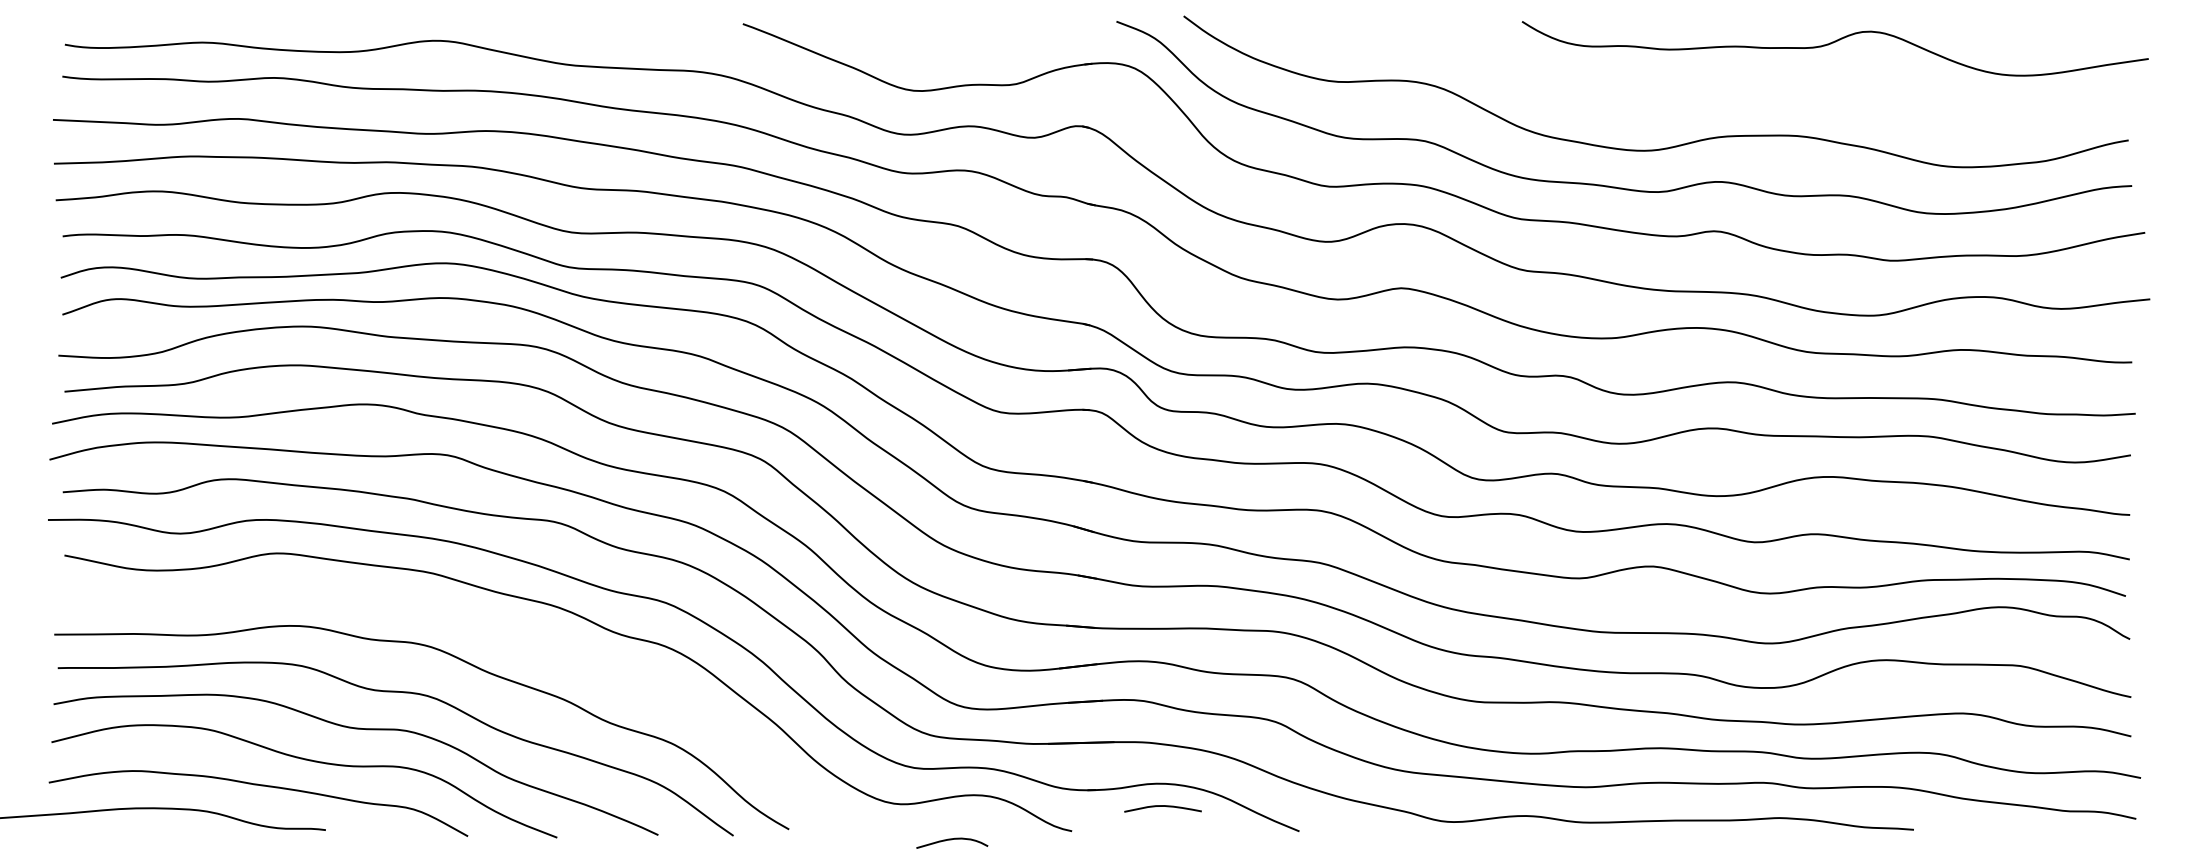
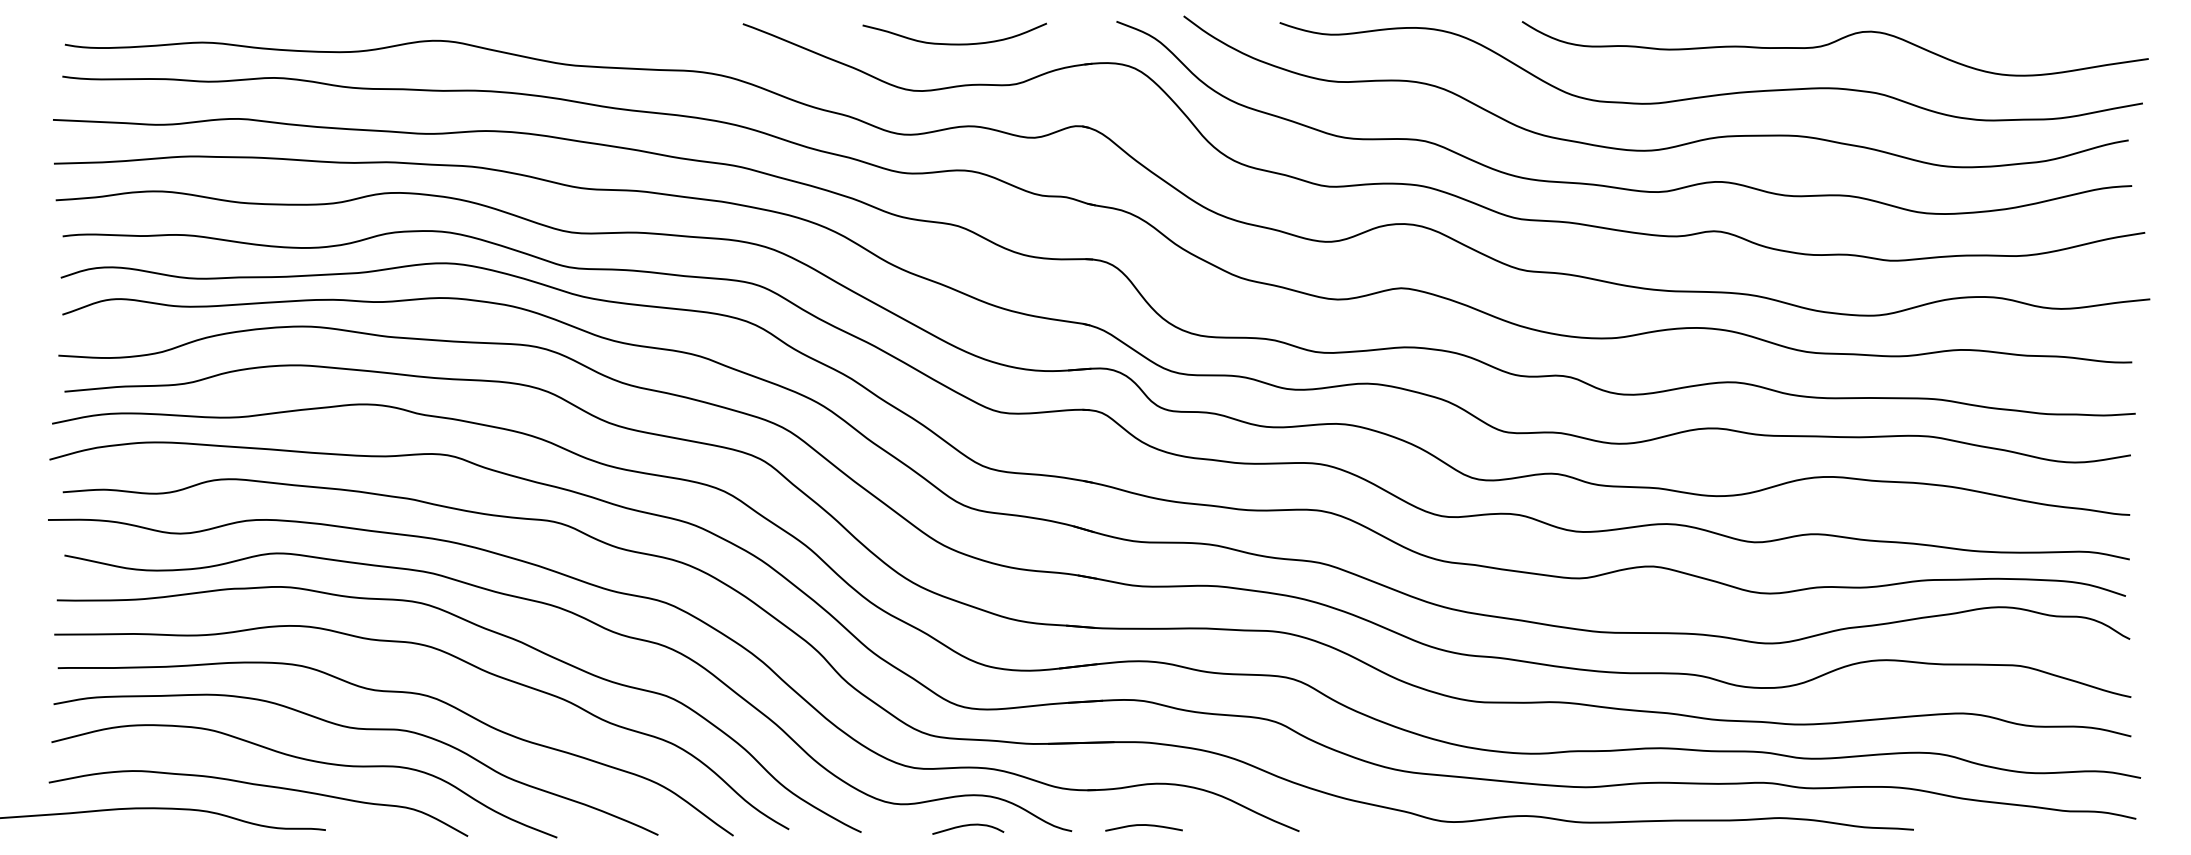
curve: none -> present (954, 43)
curve: none -> present (1712, 94)
curve: none -> present (486, 630)
curve position: (1162, 806) -> (1143, 825) (1143, 825)
curve position: (951, 840) -> (967, 826) (967, 826)
